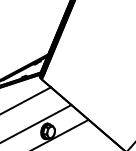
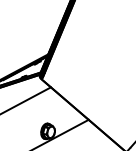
line: present -> none (36, 123)
